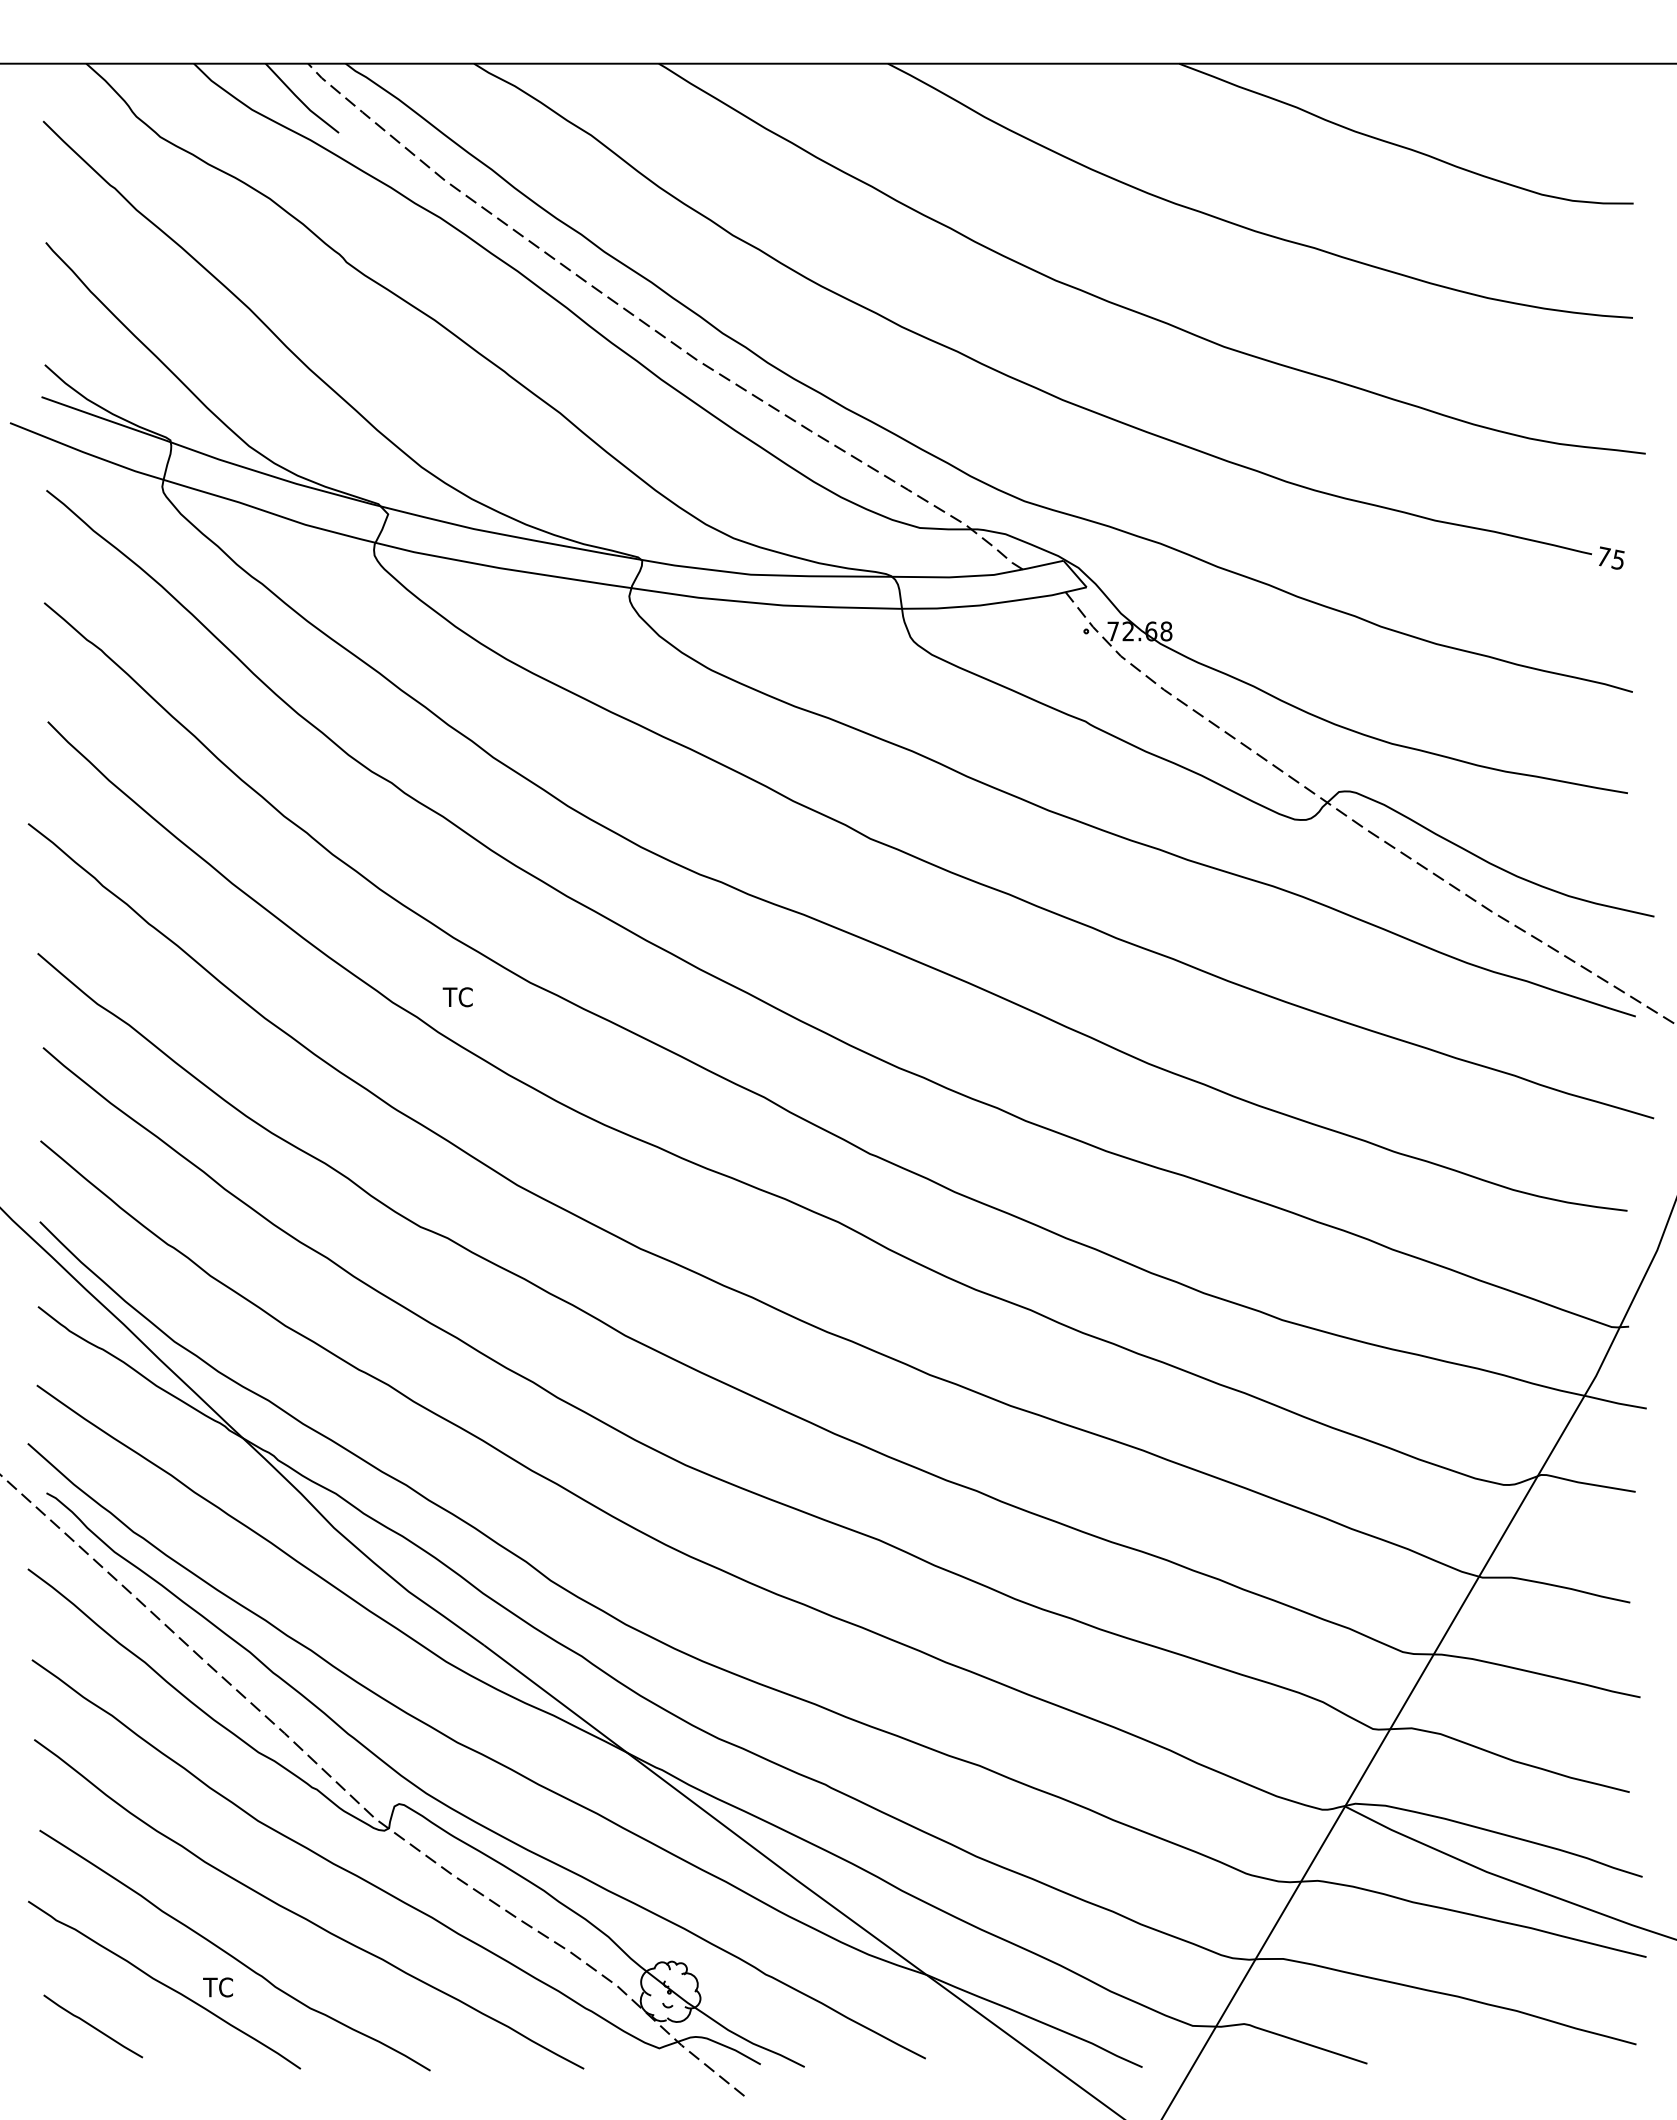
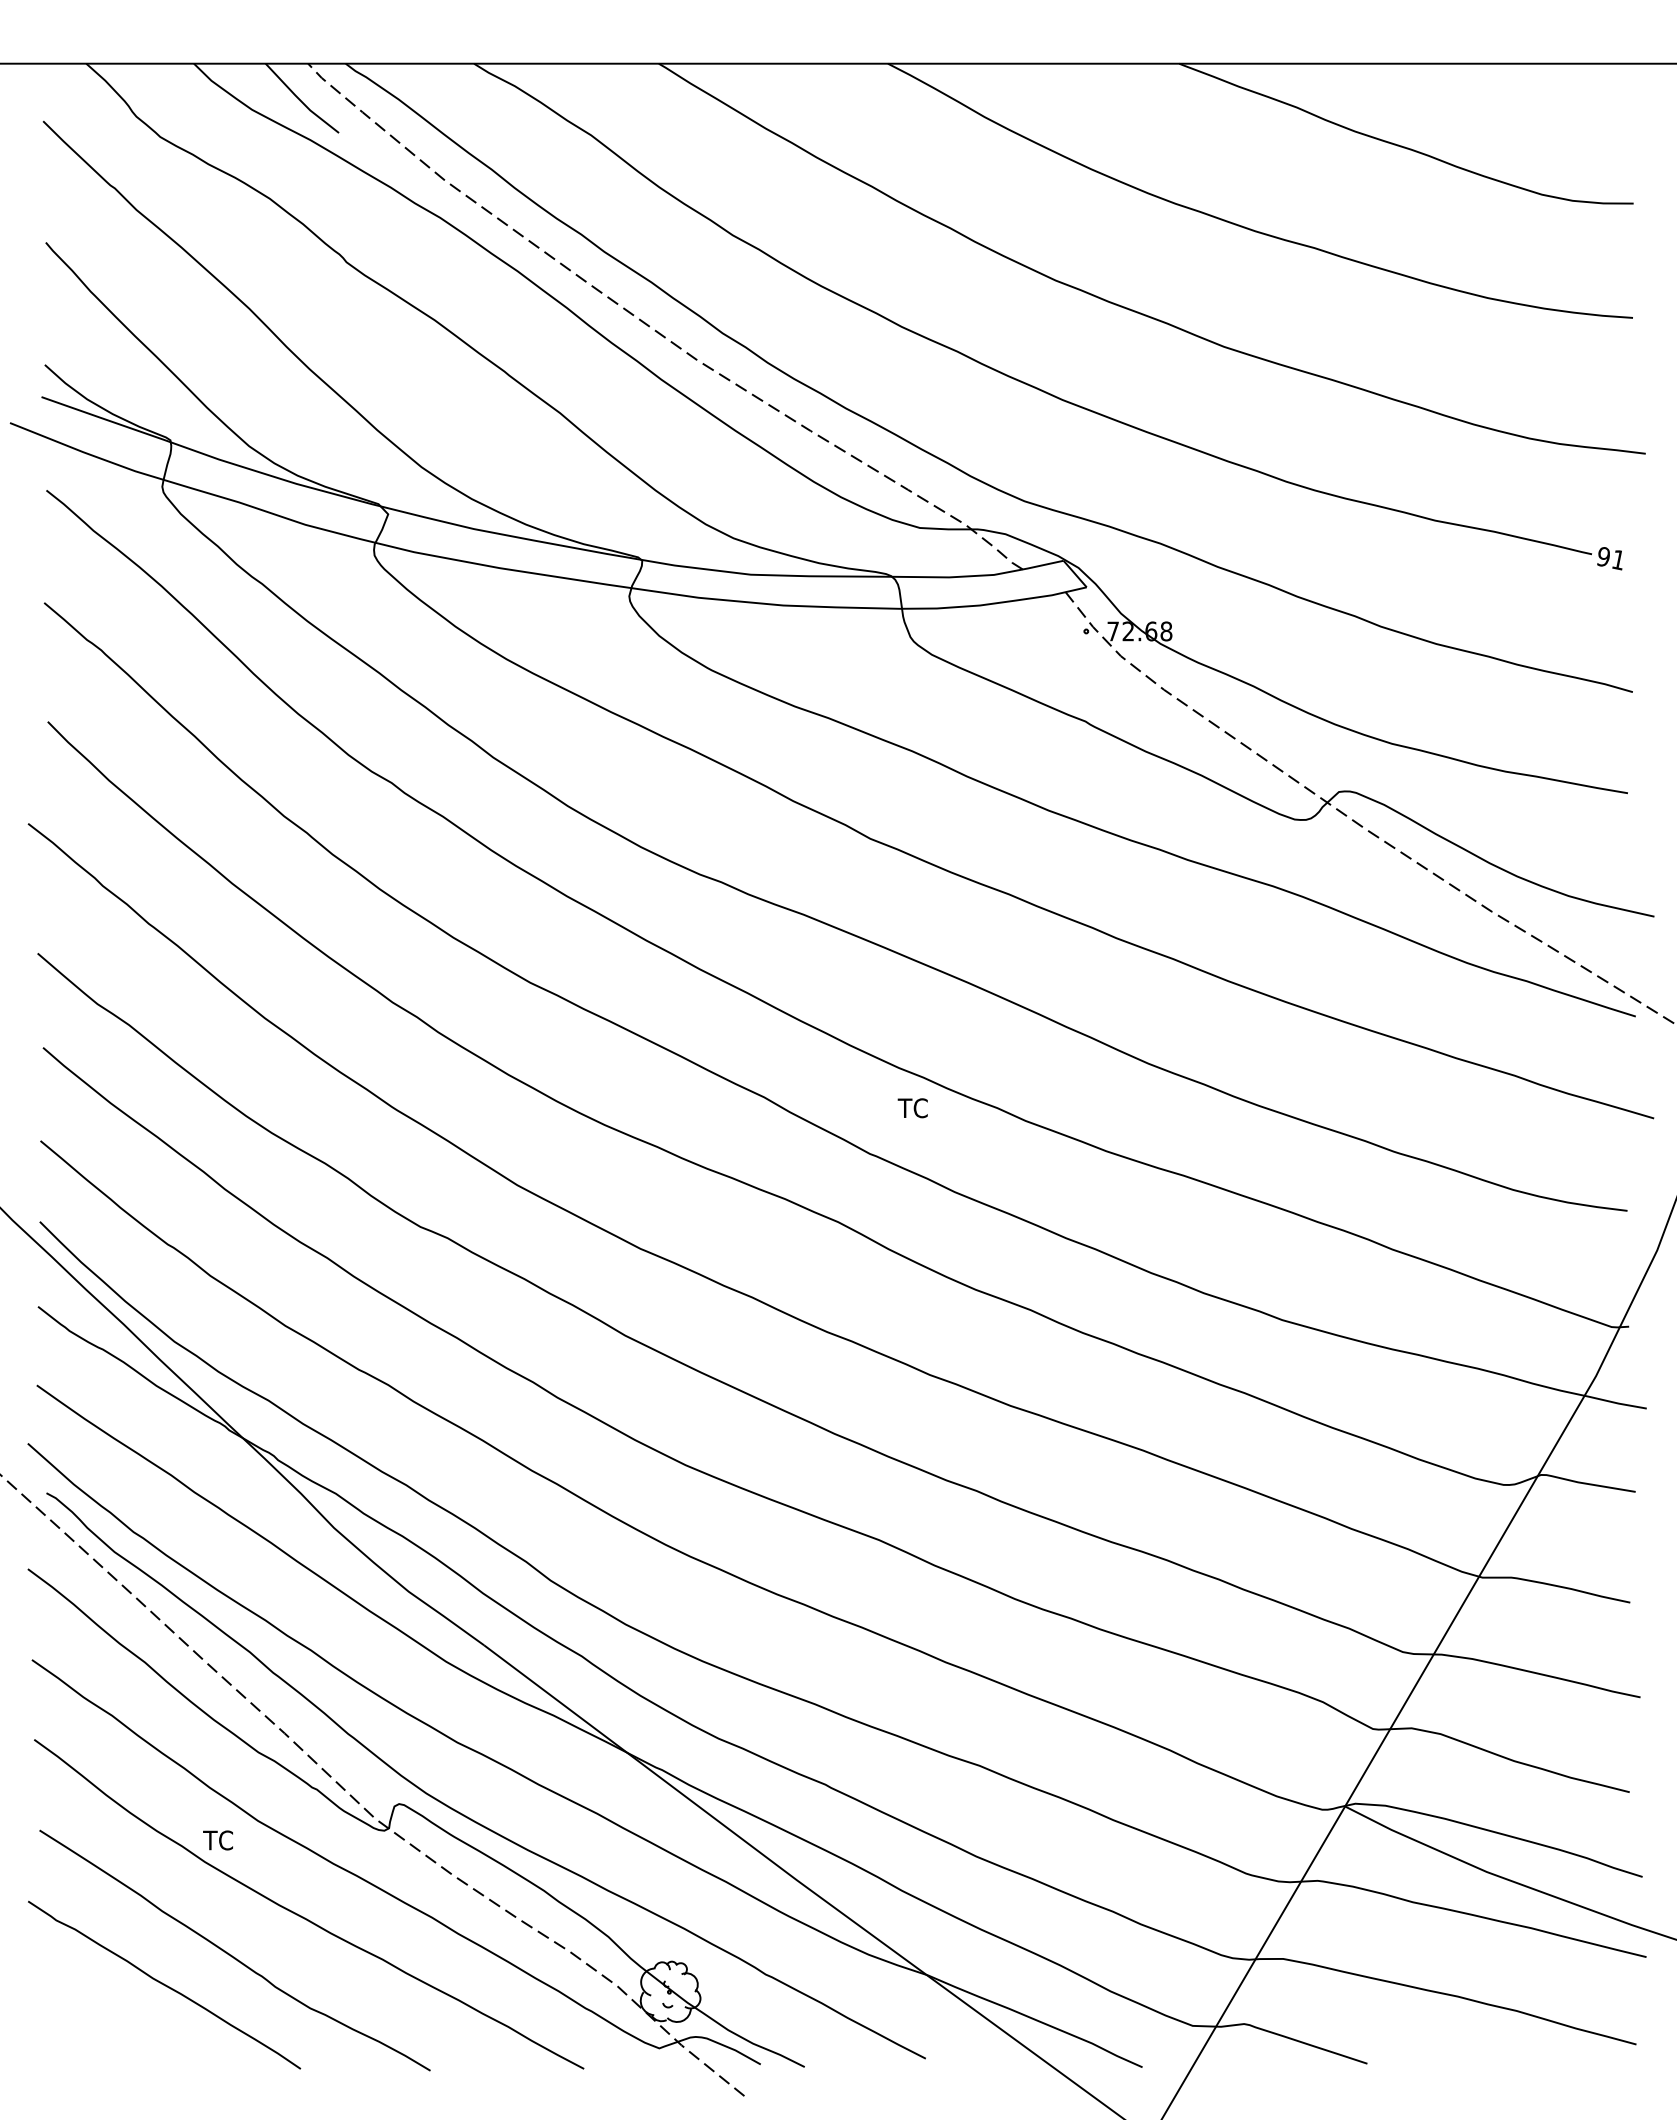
text: 75 -> 91 (1610, 558)
text position: (457, 997) -> (912, 1108) (912, 1108)
text position: (217, 1987) -> (217, 1840) (217, 1840)
line: present -> none (92, 2026)
